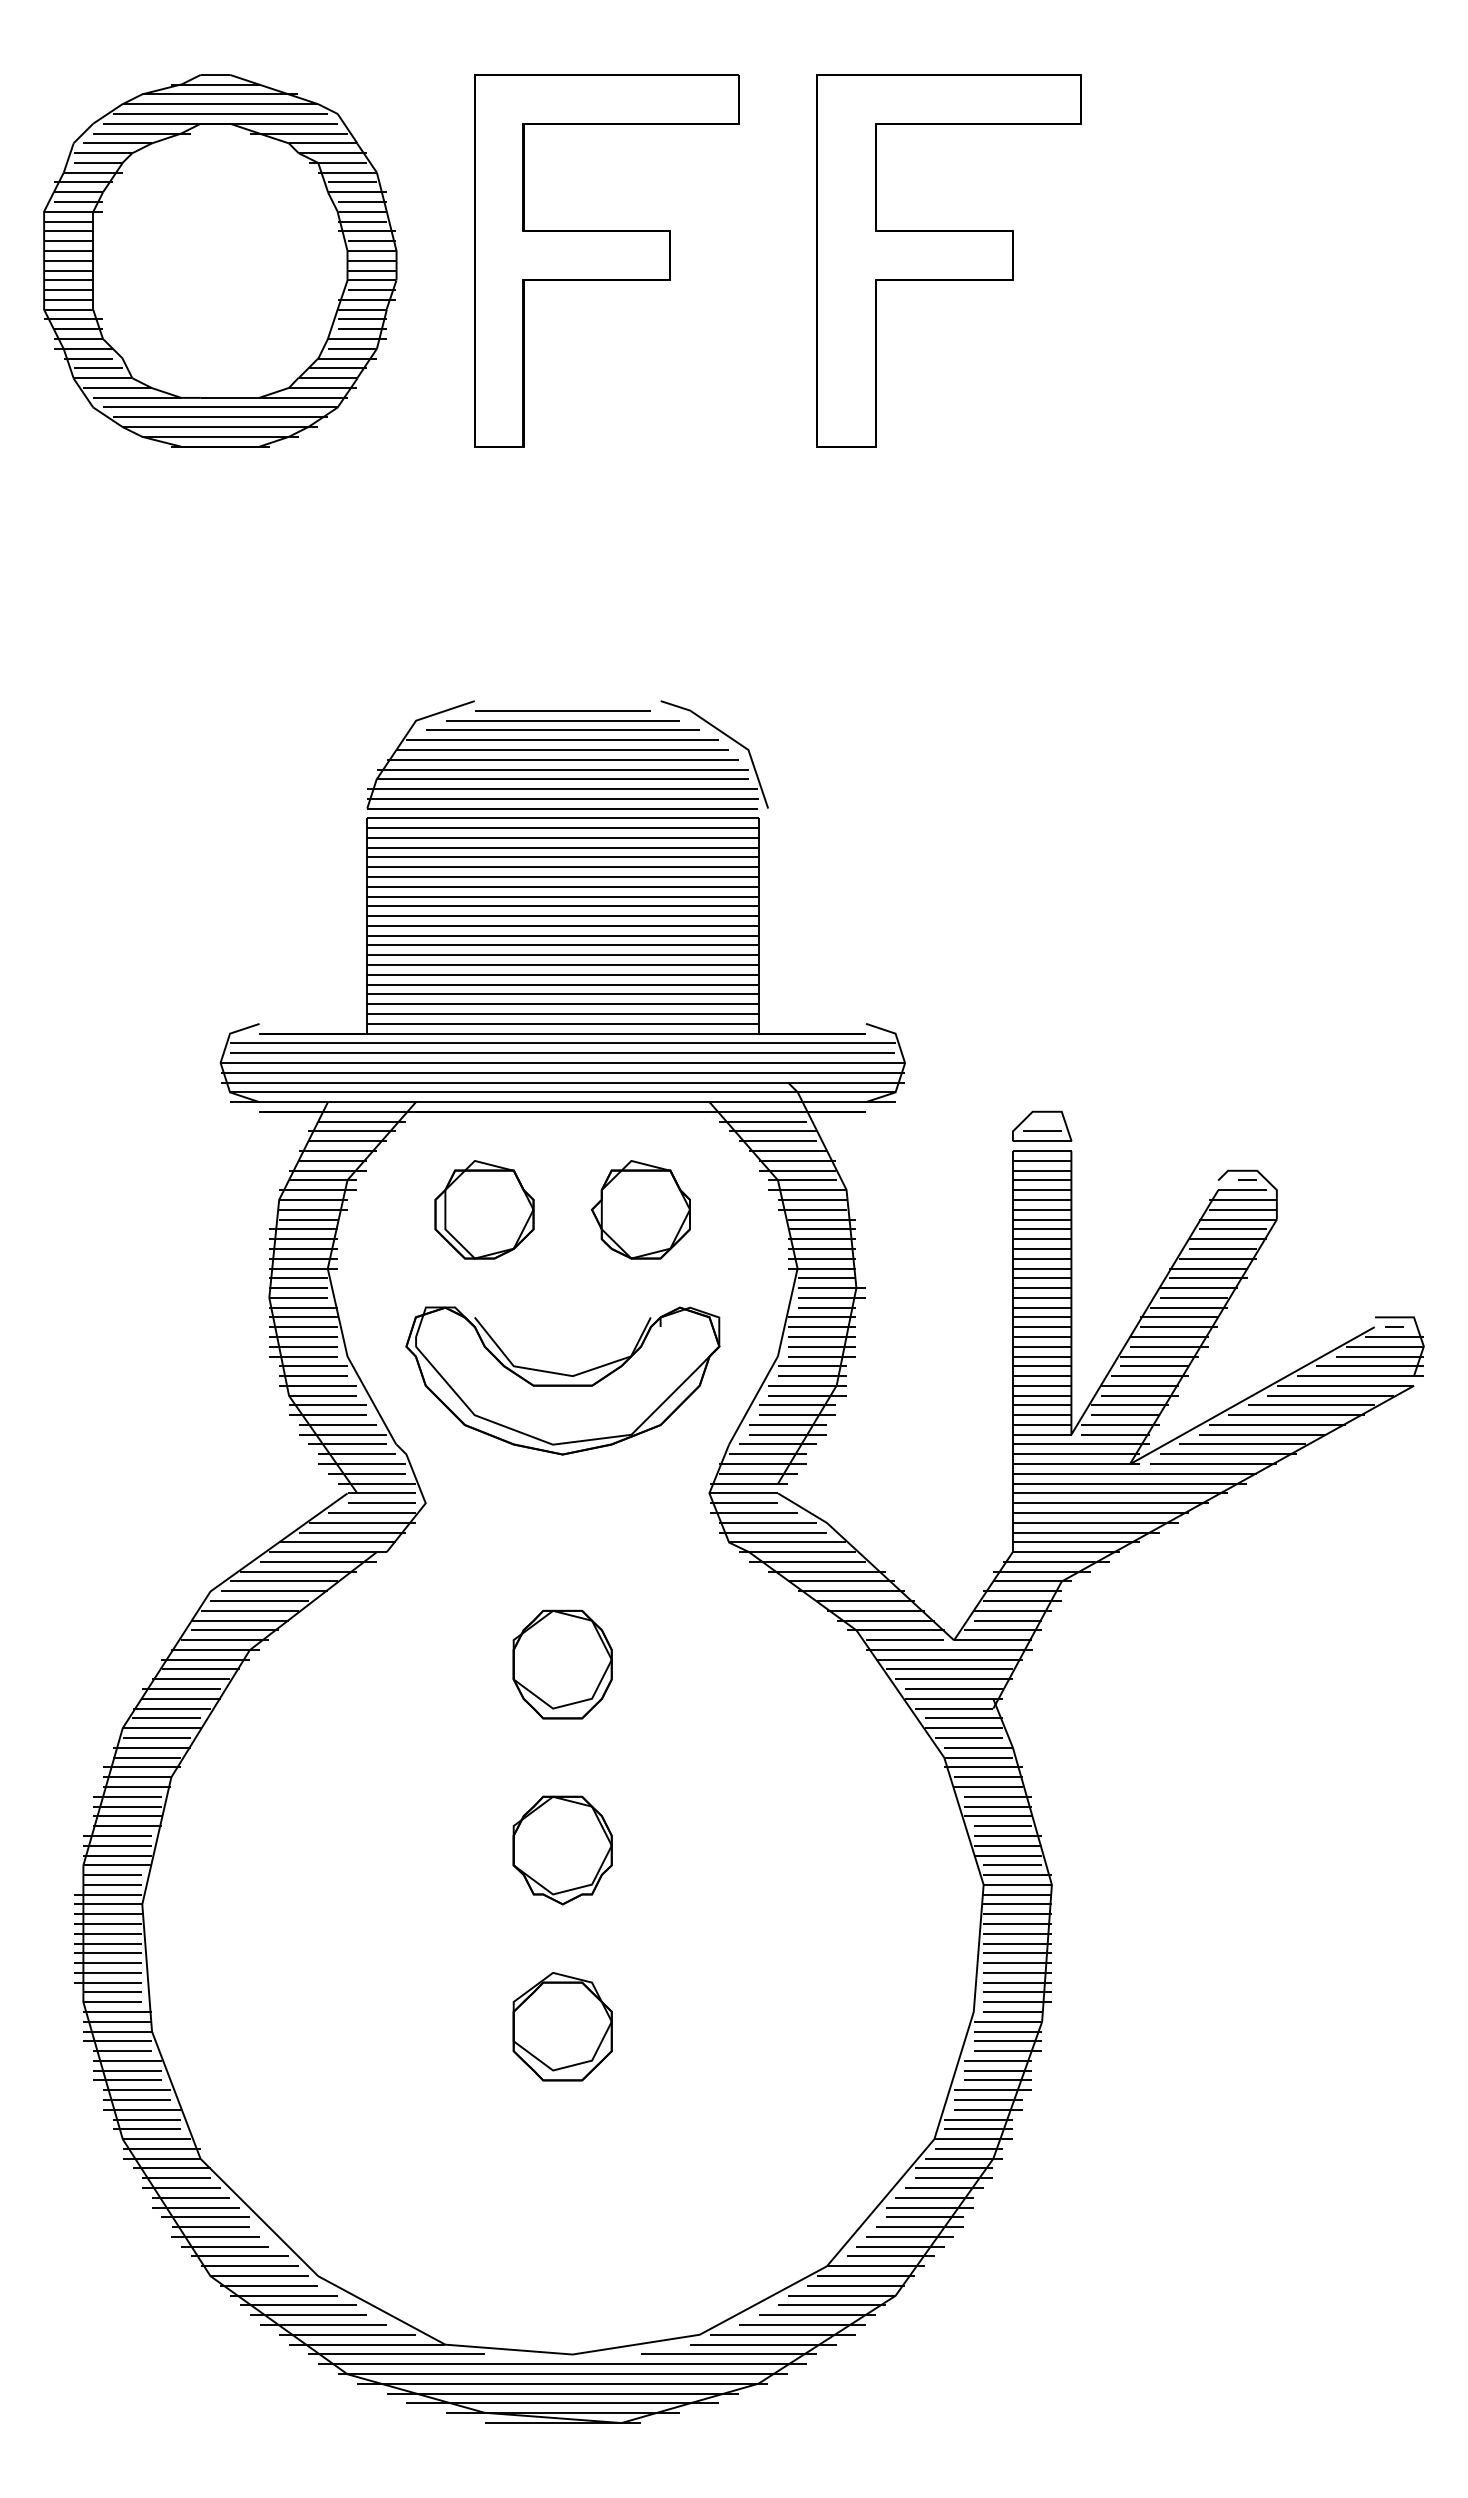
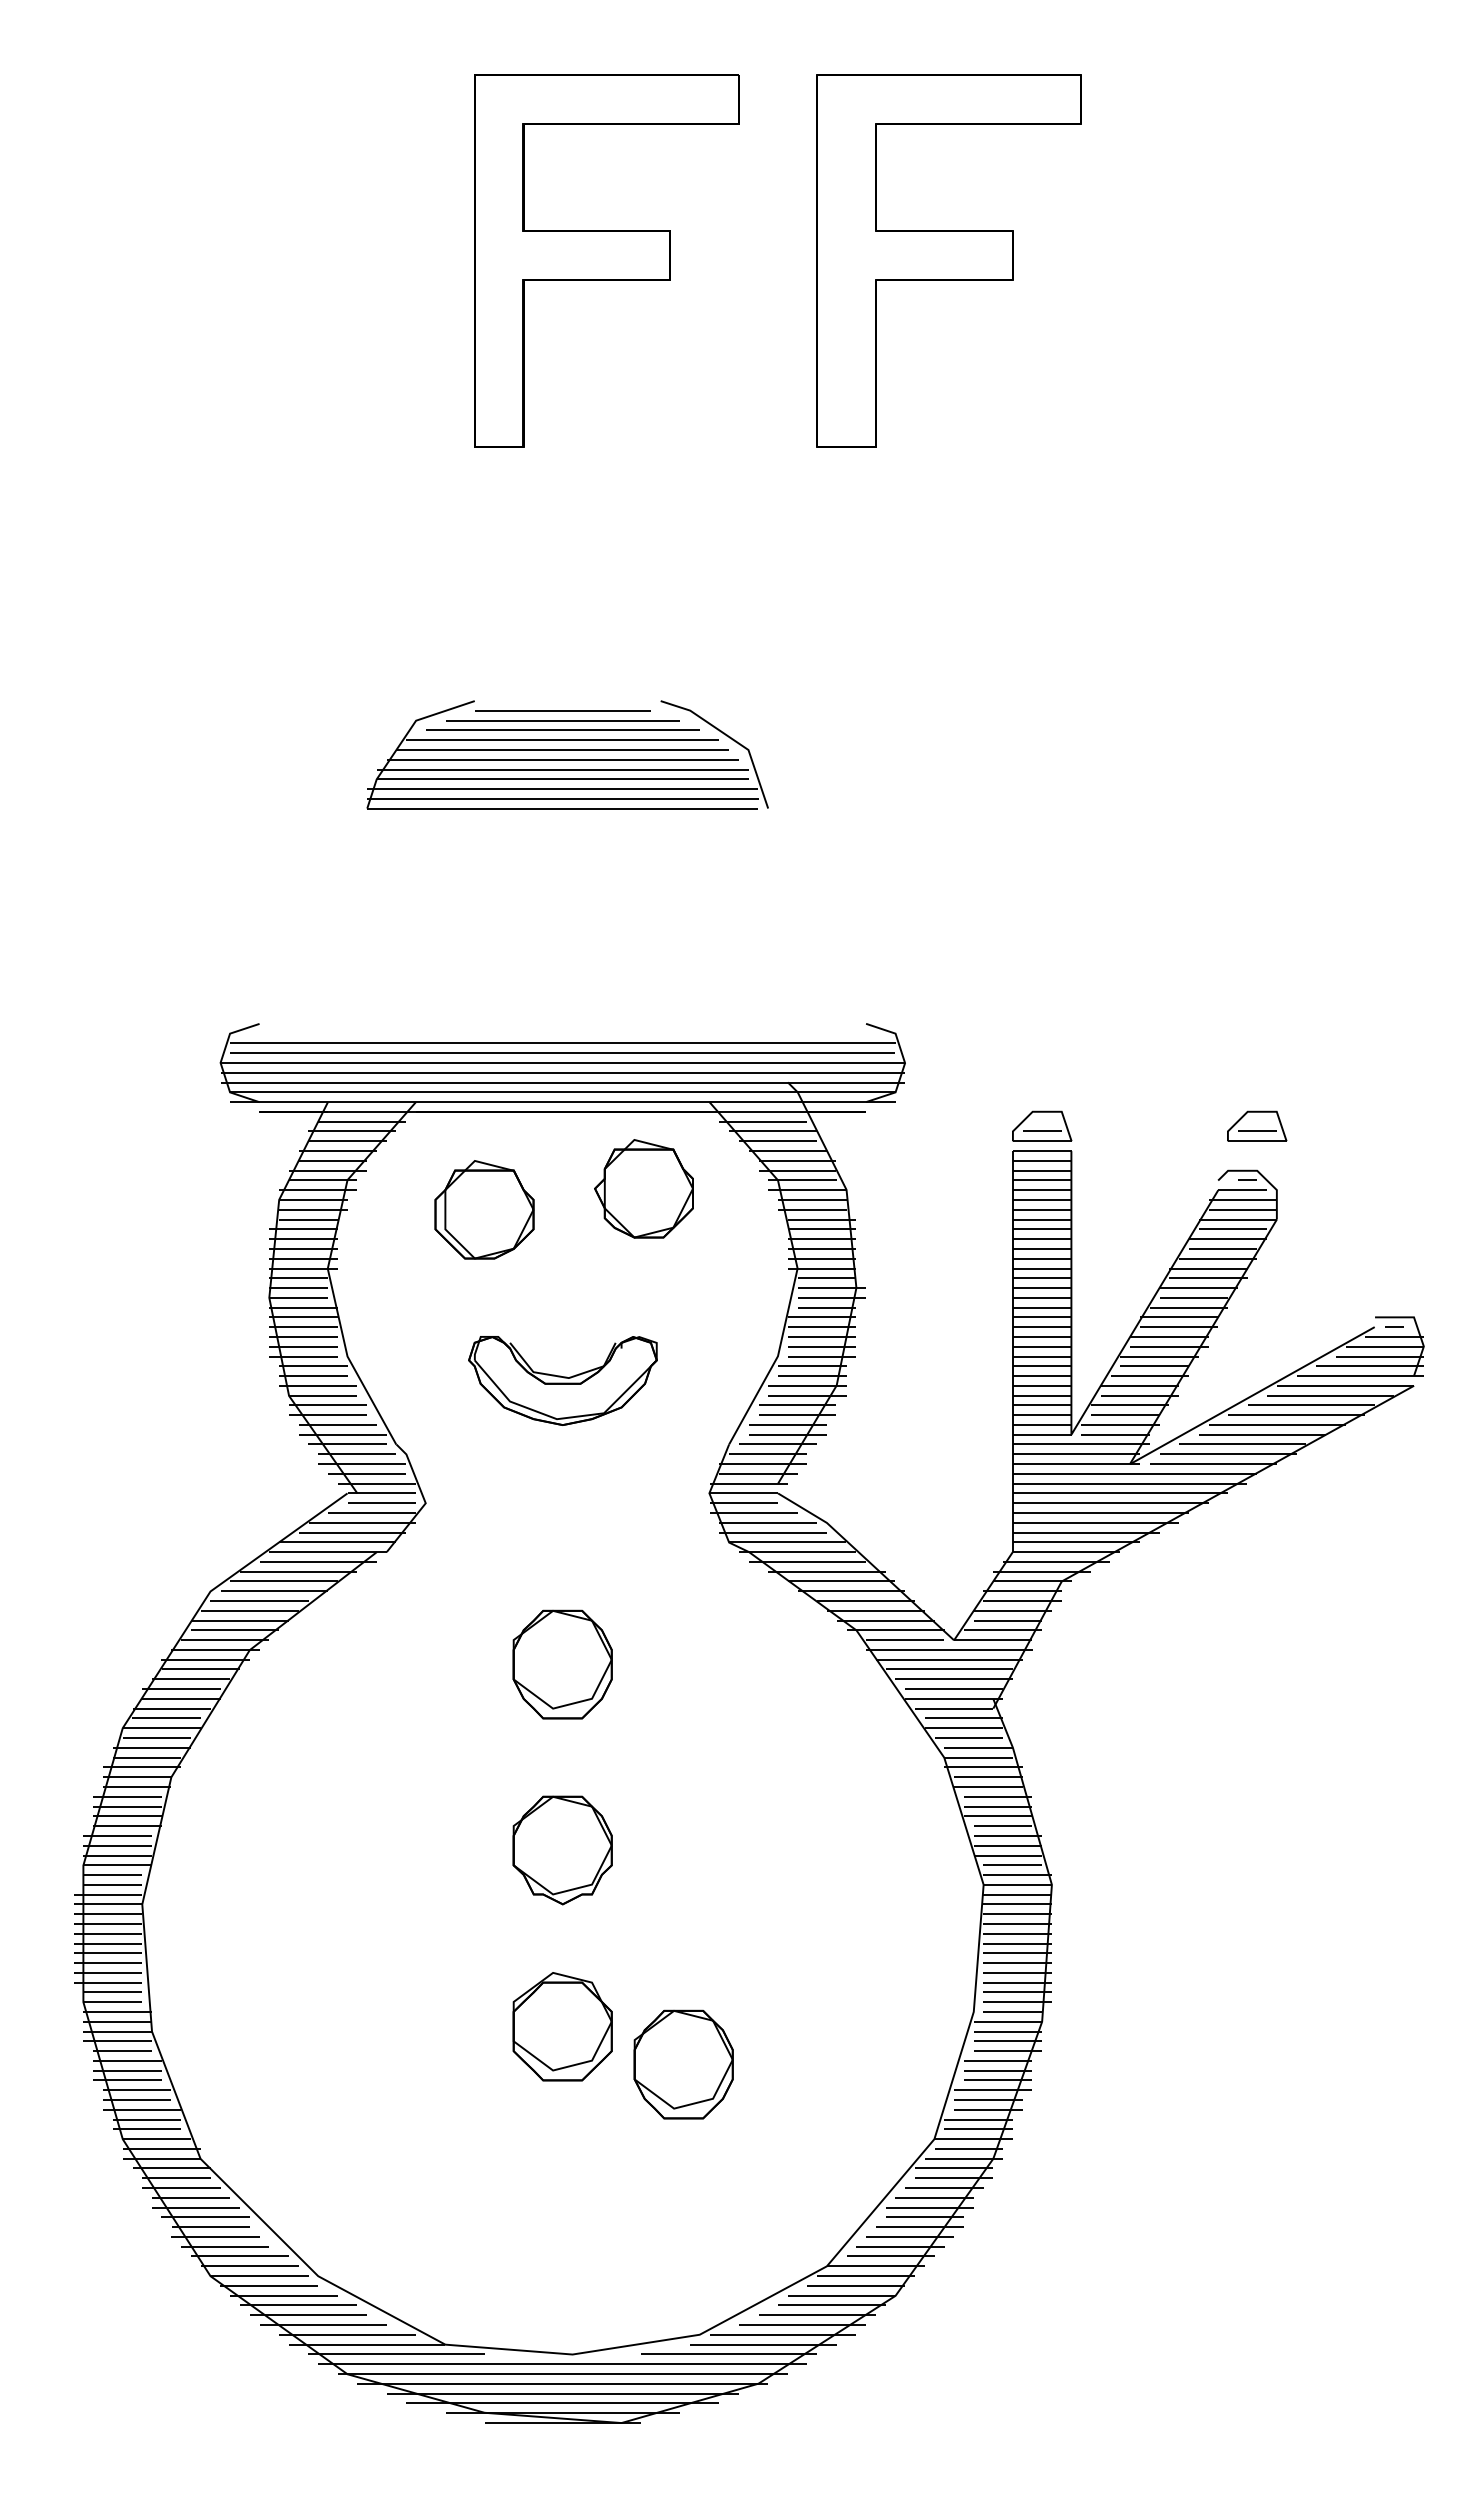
part: present -> none (220, 260)
part: present -> none (562, 925)
part: none -> present (1257, 1125)
part position: (640, 1209) -> (643, 1188) (643, 1188)
part size: 316x150 px -> 190x90 px (562, 1380)
part: none -> present (683, 2064)
